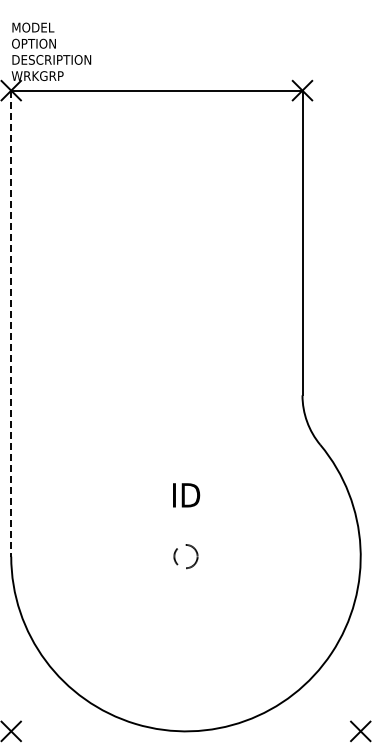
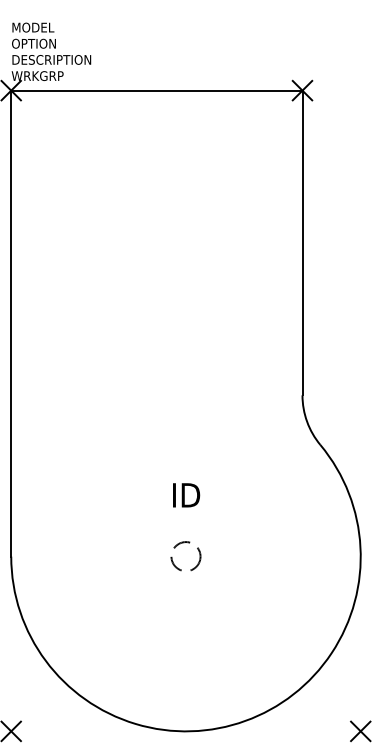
line: dashed -> solid (11, 323)
circle size: 26x26 px -> 32x31 px (185, 556)
